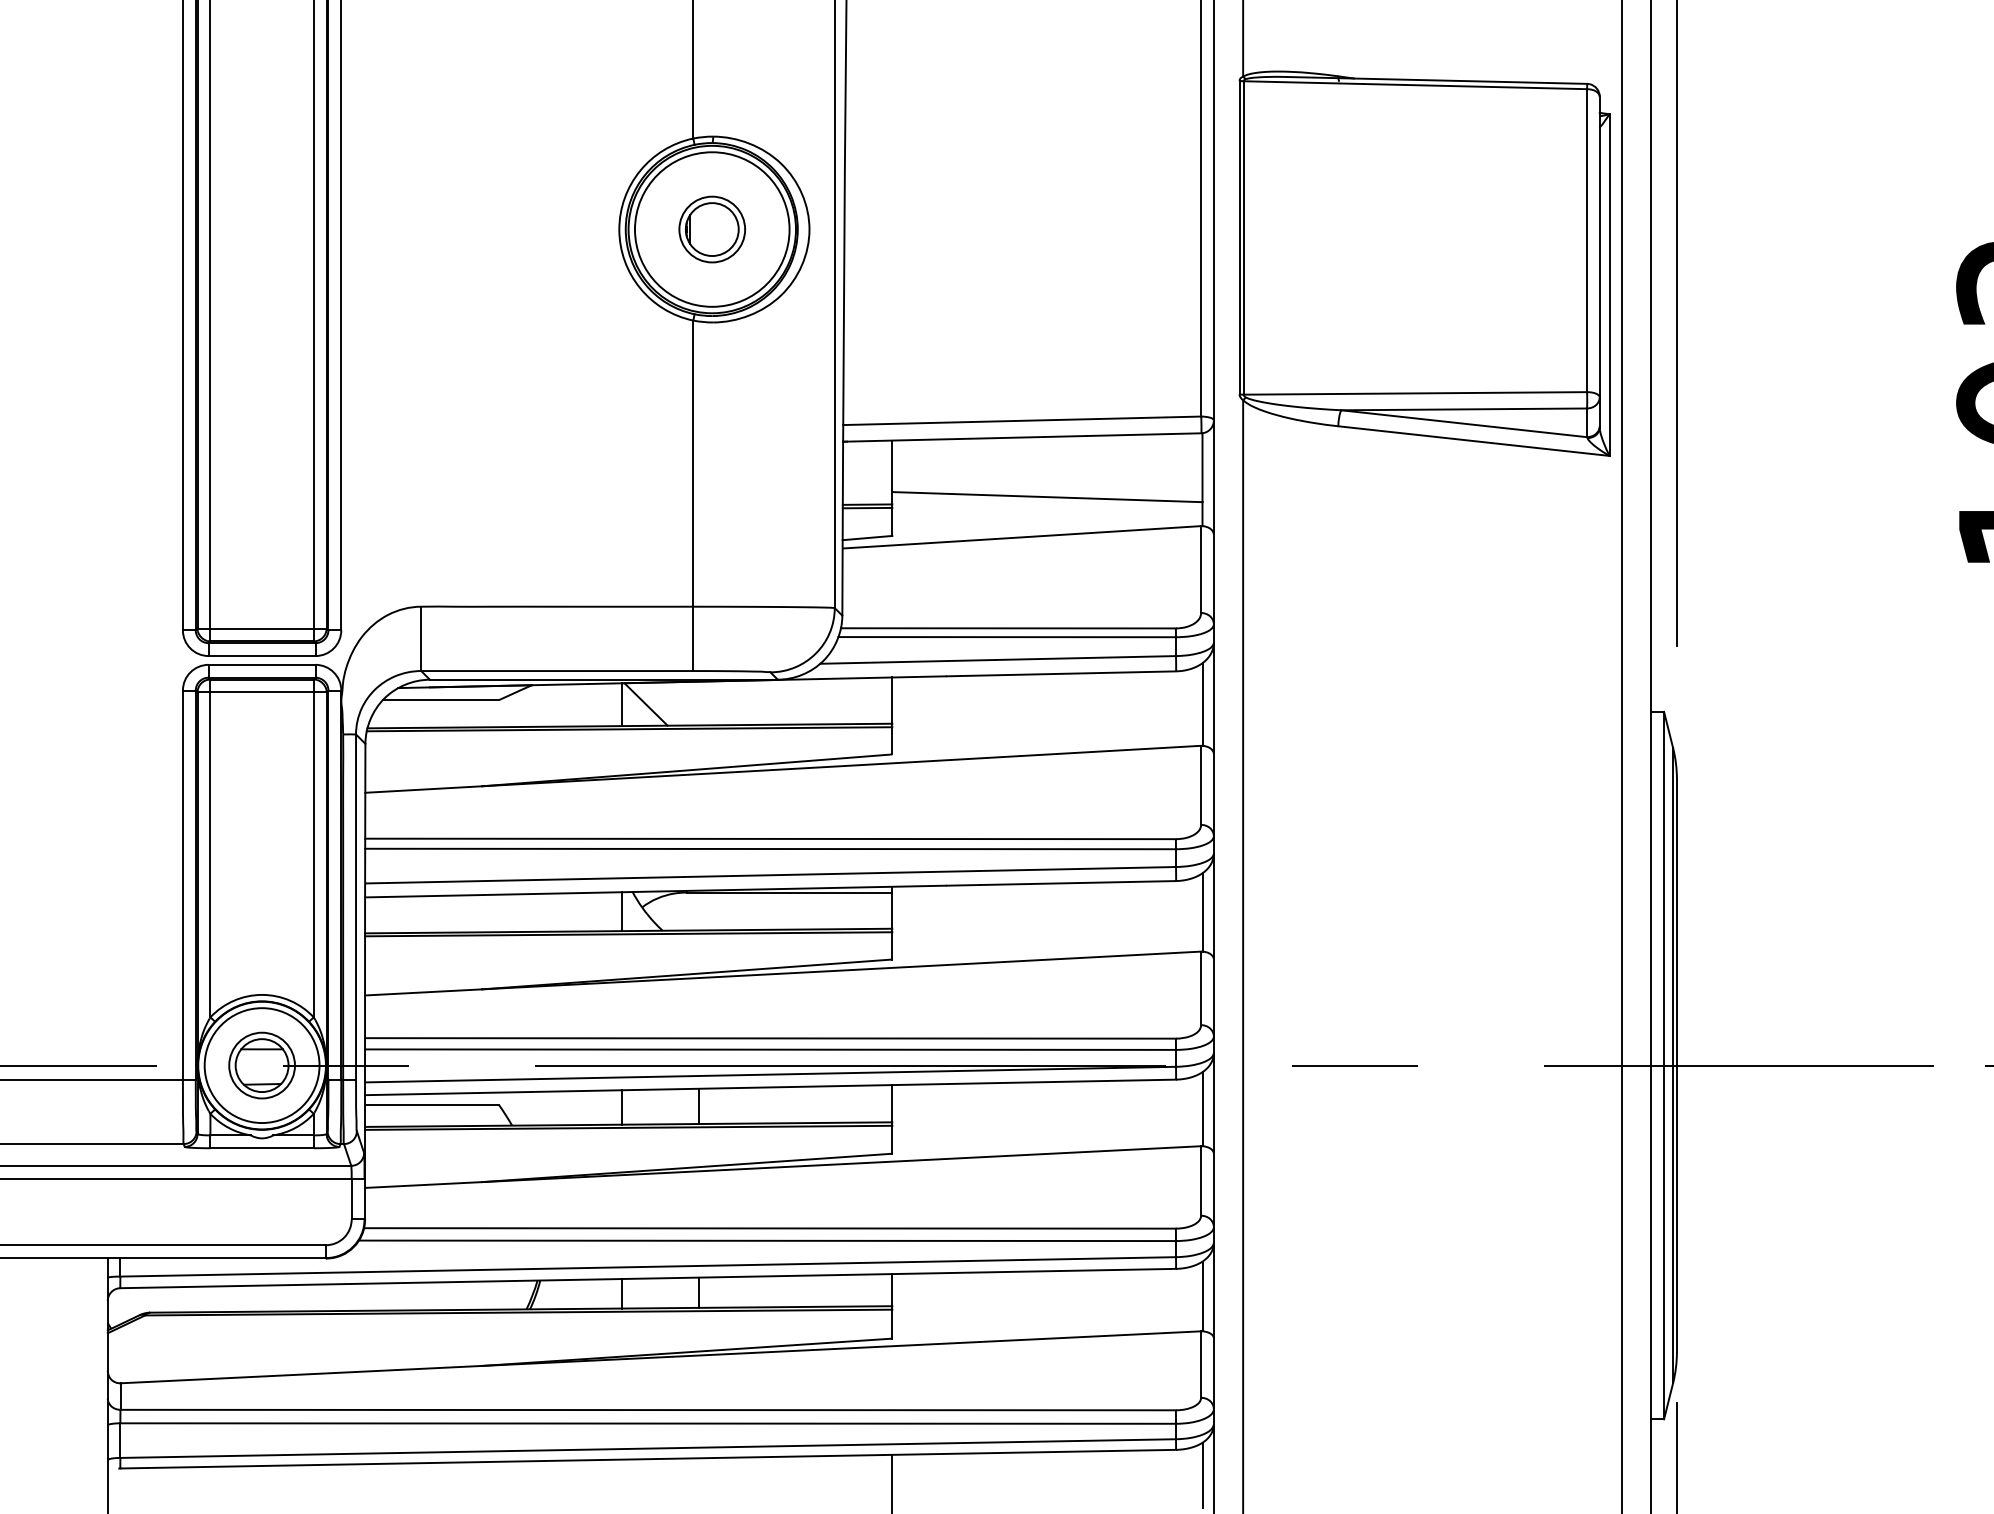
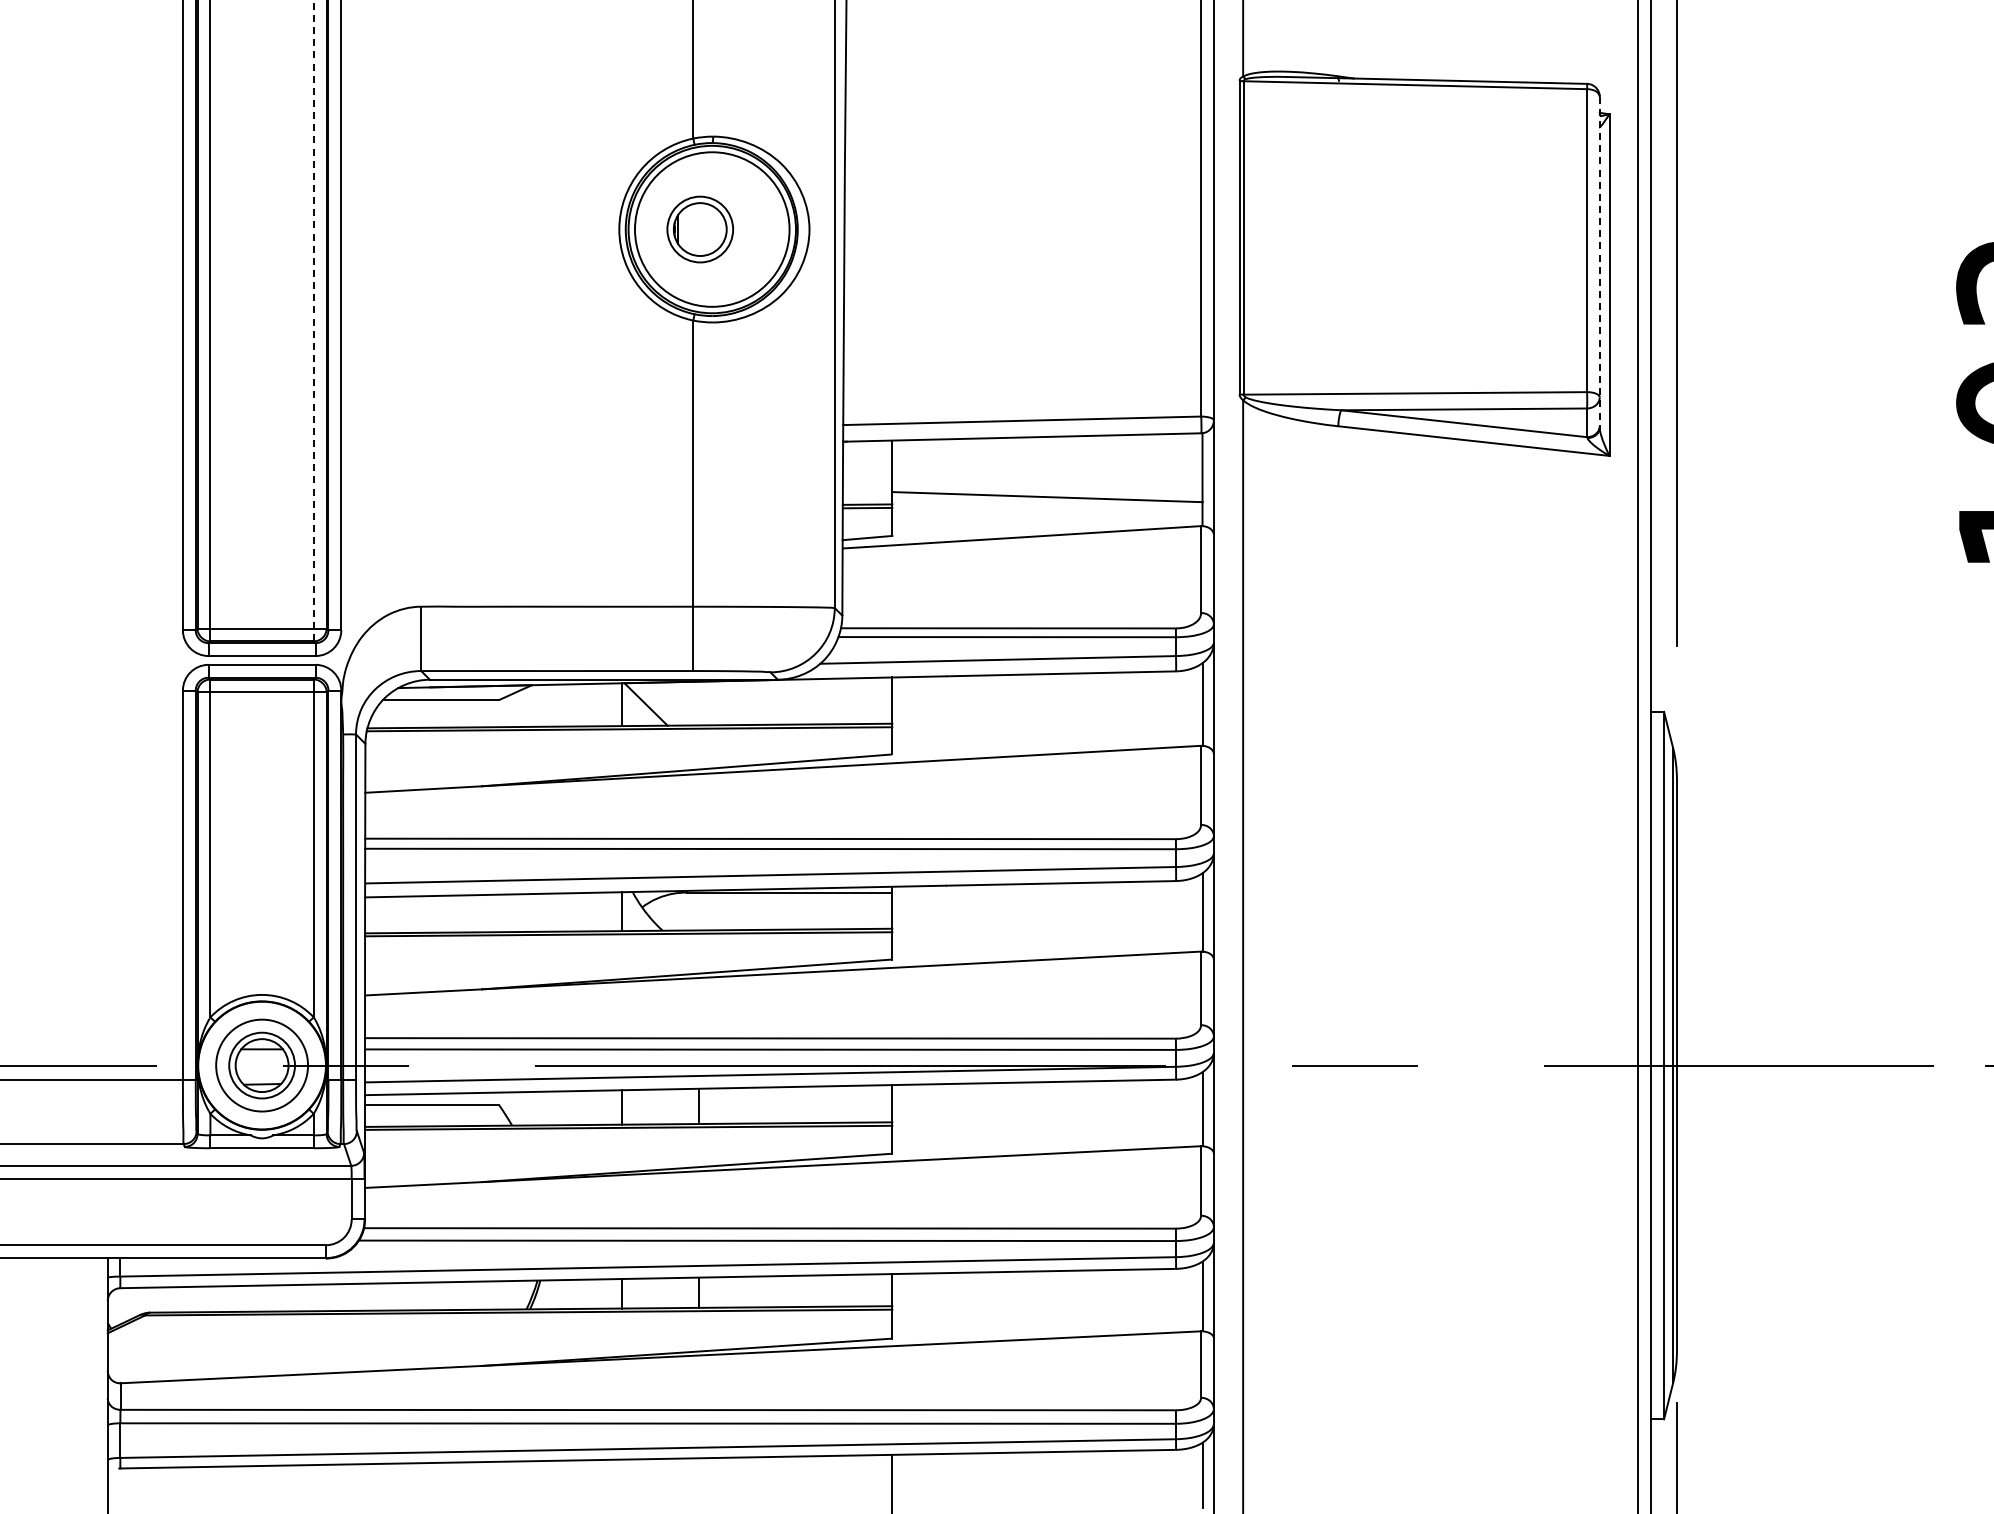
part position: (711, 229) -> (699, 229) (699, 229)
line: solid -> dashed (1599, 262)
line: solid -> dashed (313, 320)
line position: (1621, 756) -> (1637, 756) (1637, 756)
circle diameter: 115 px -> 92 px (262, 1065)
